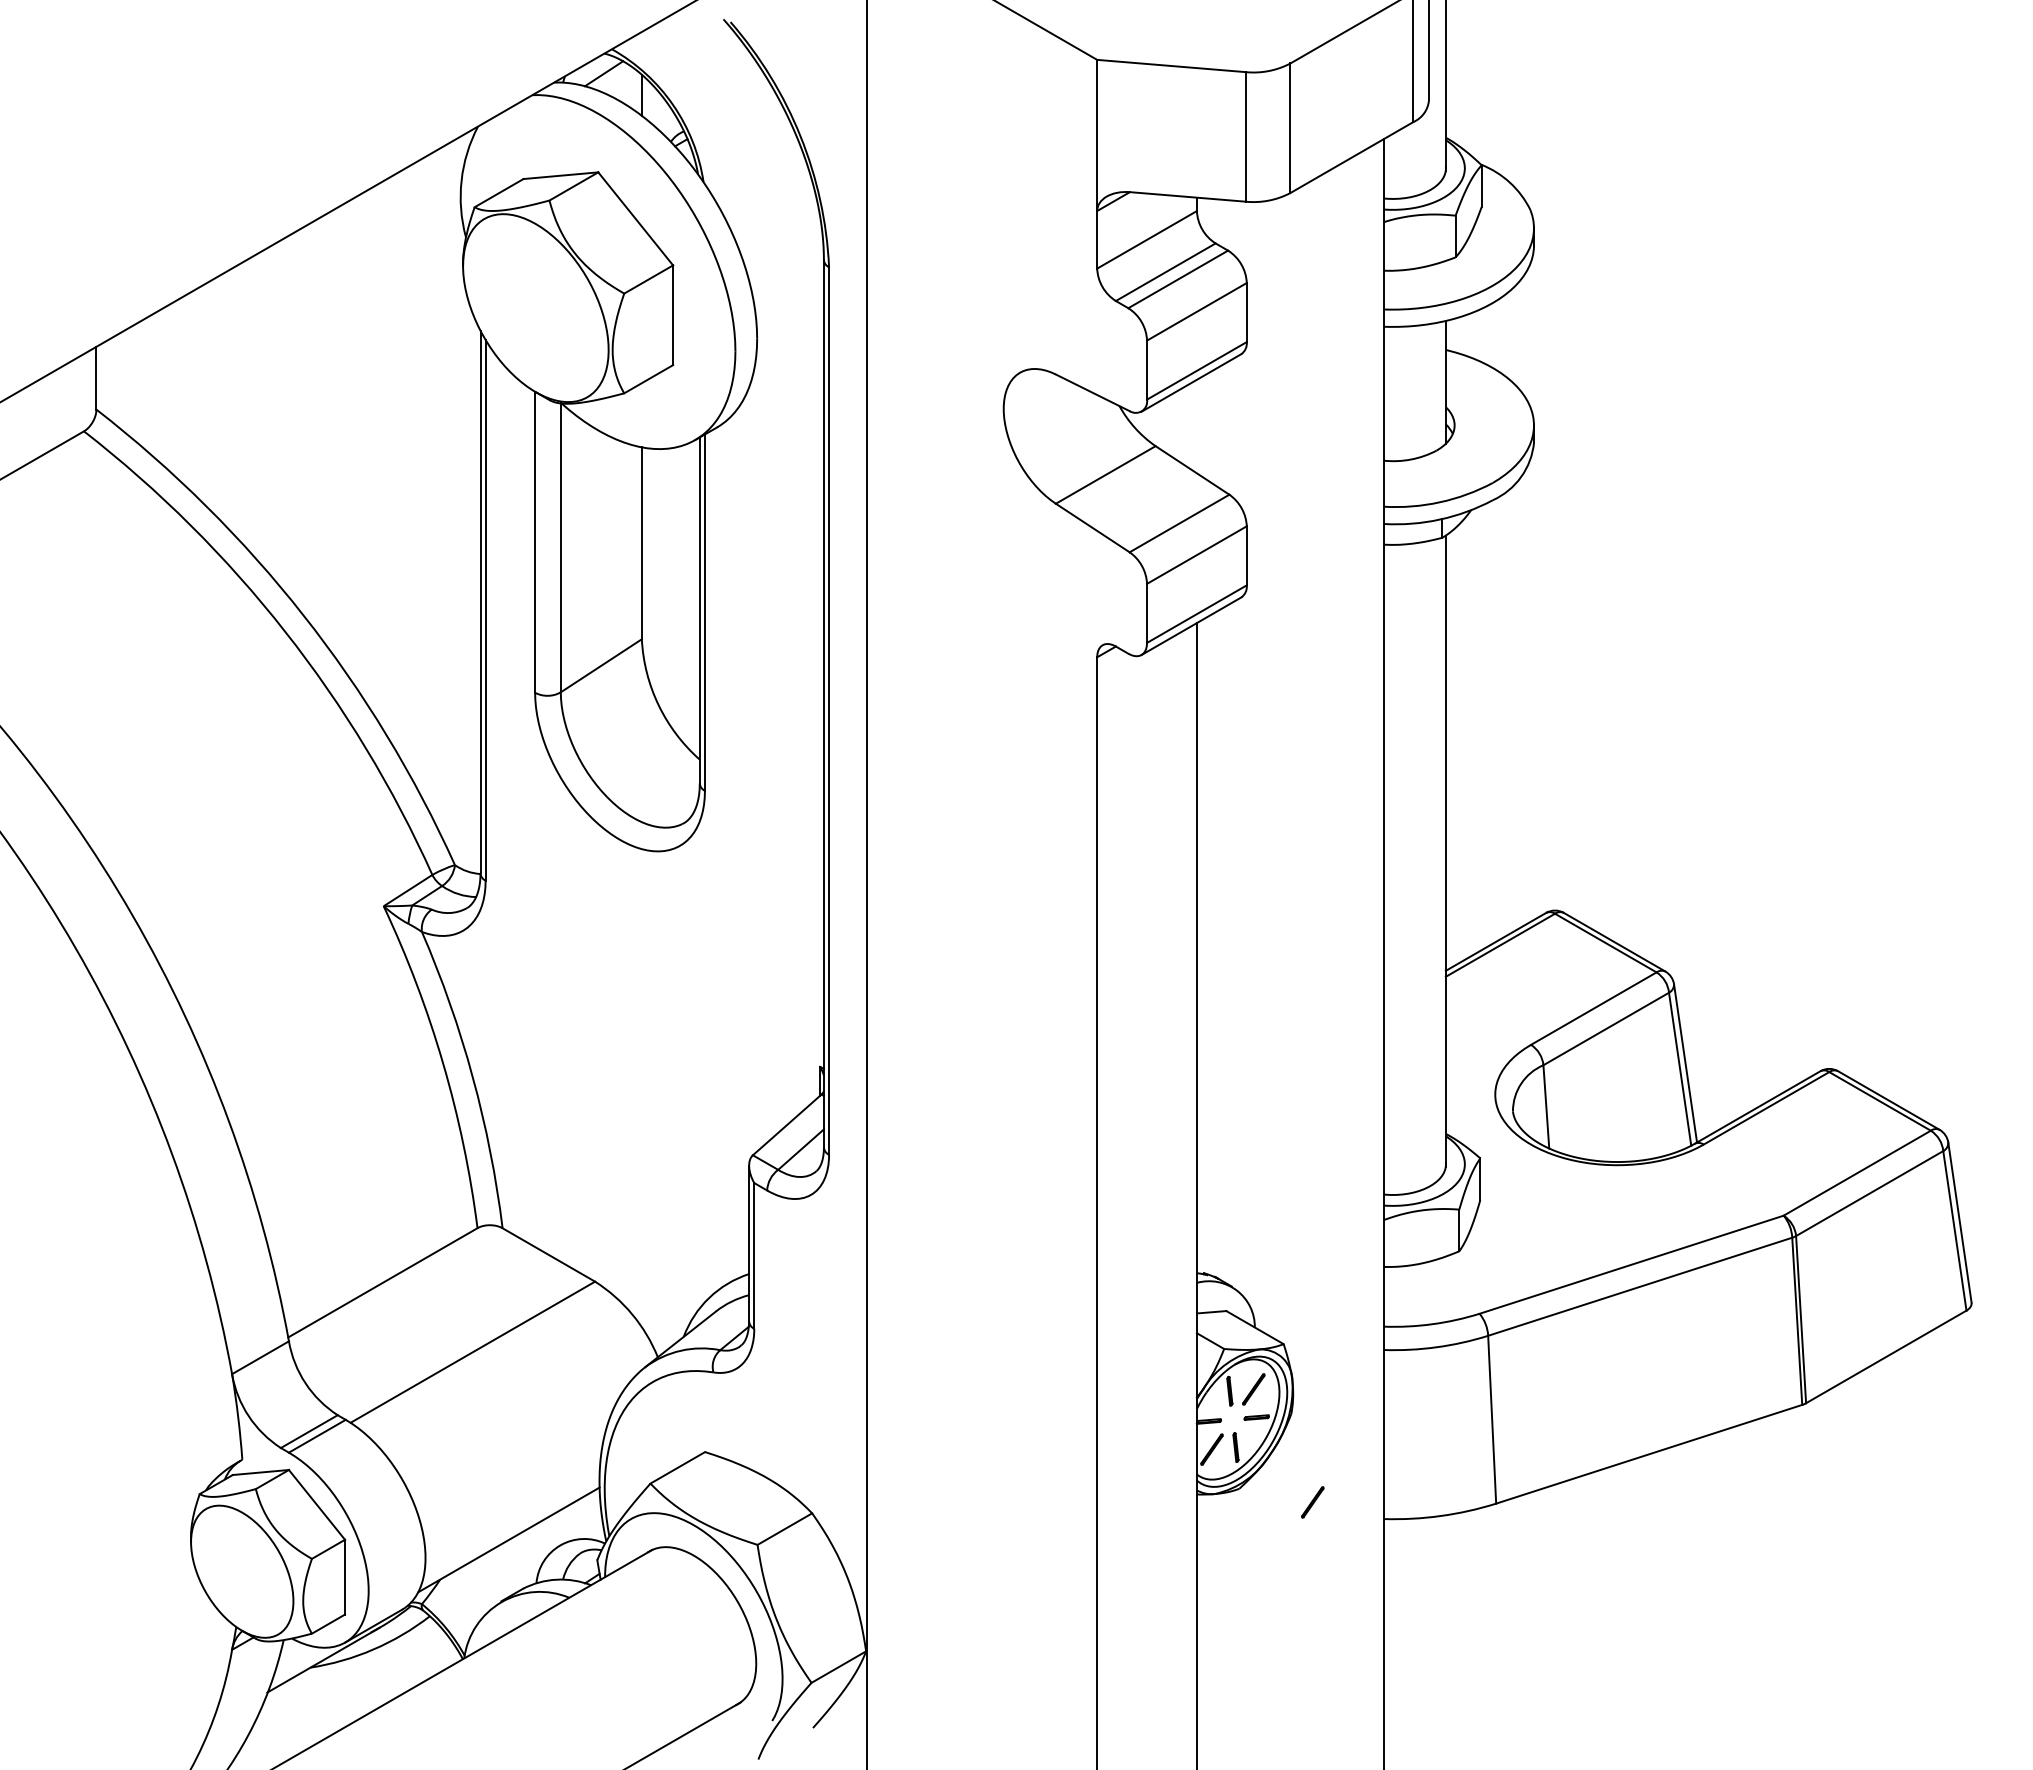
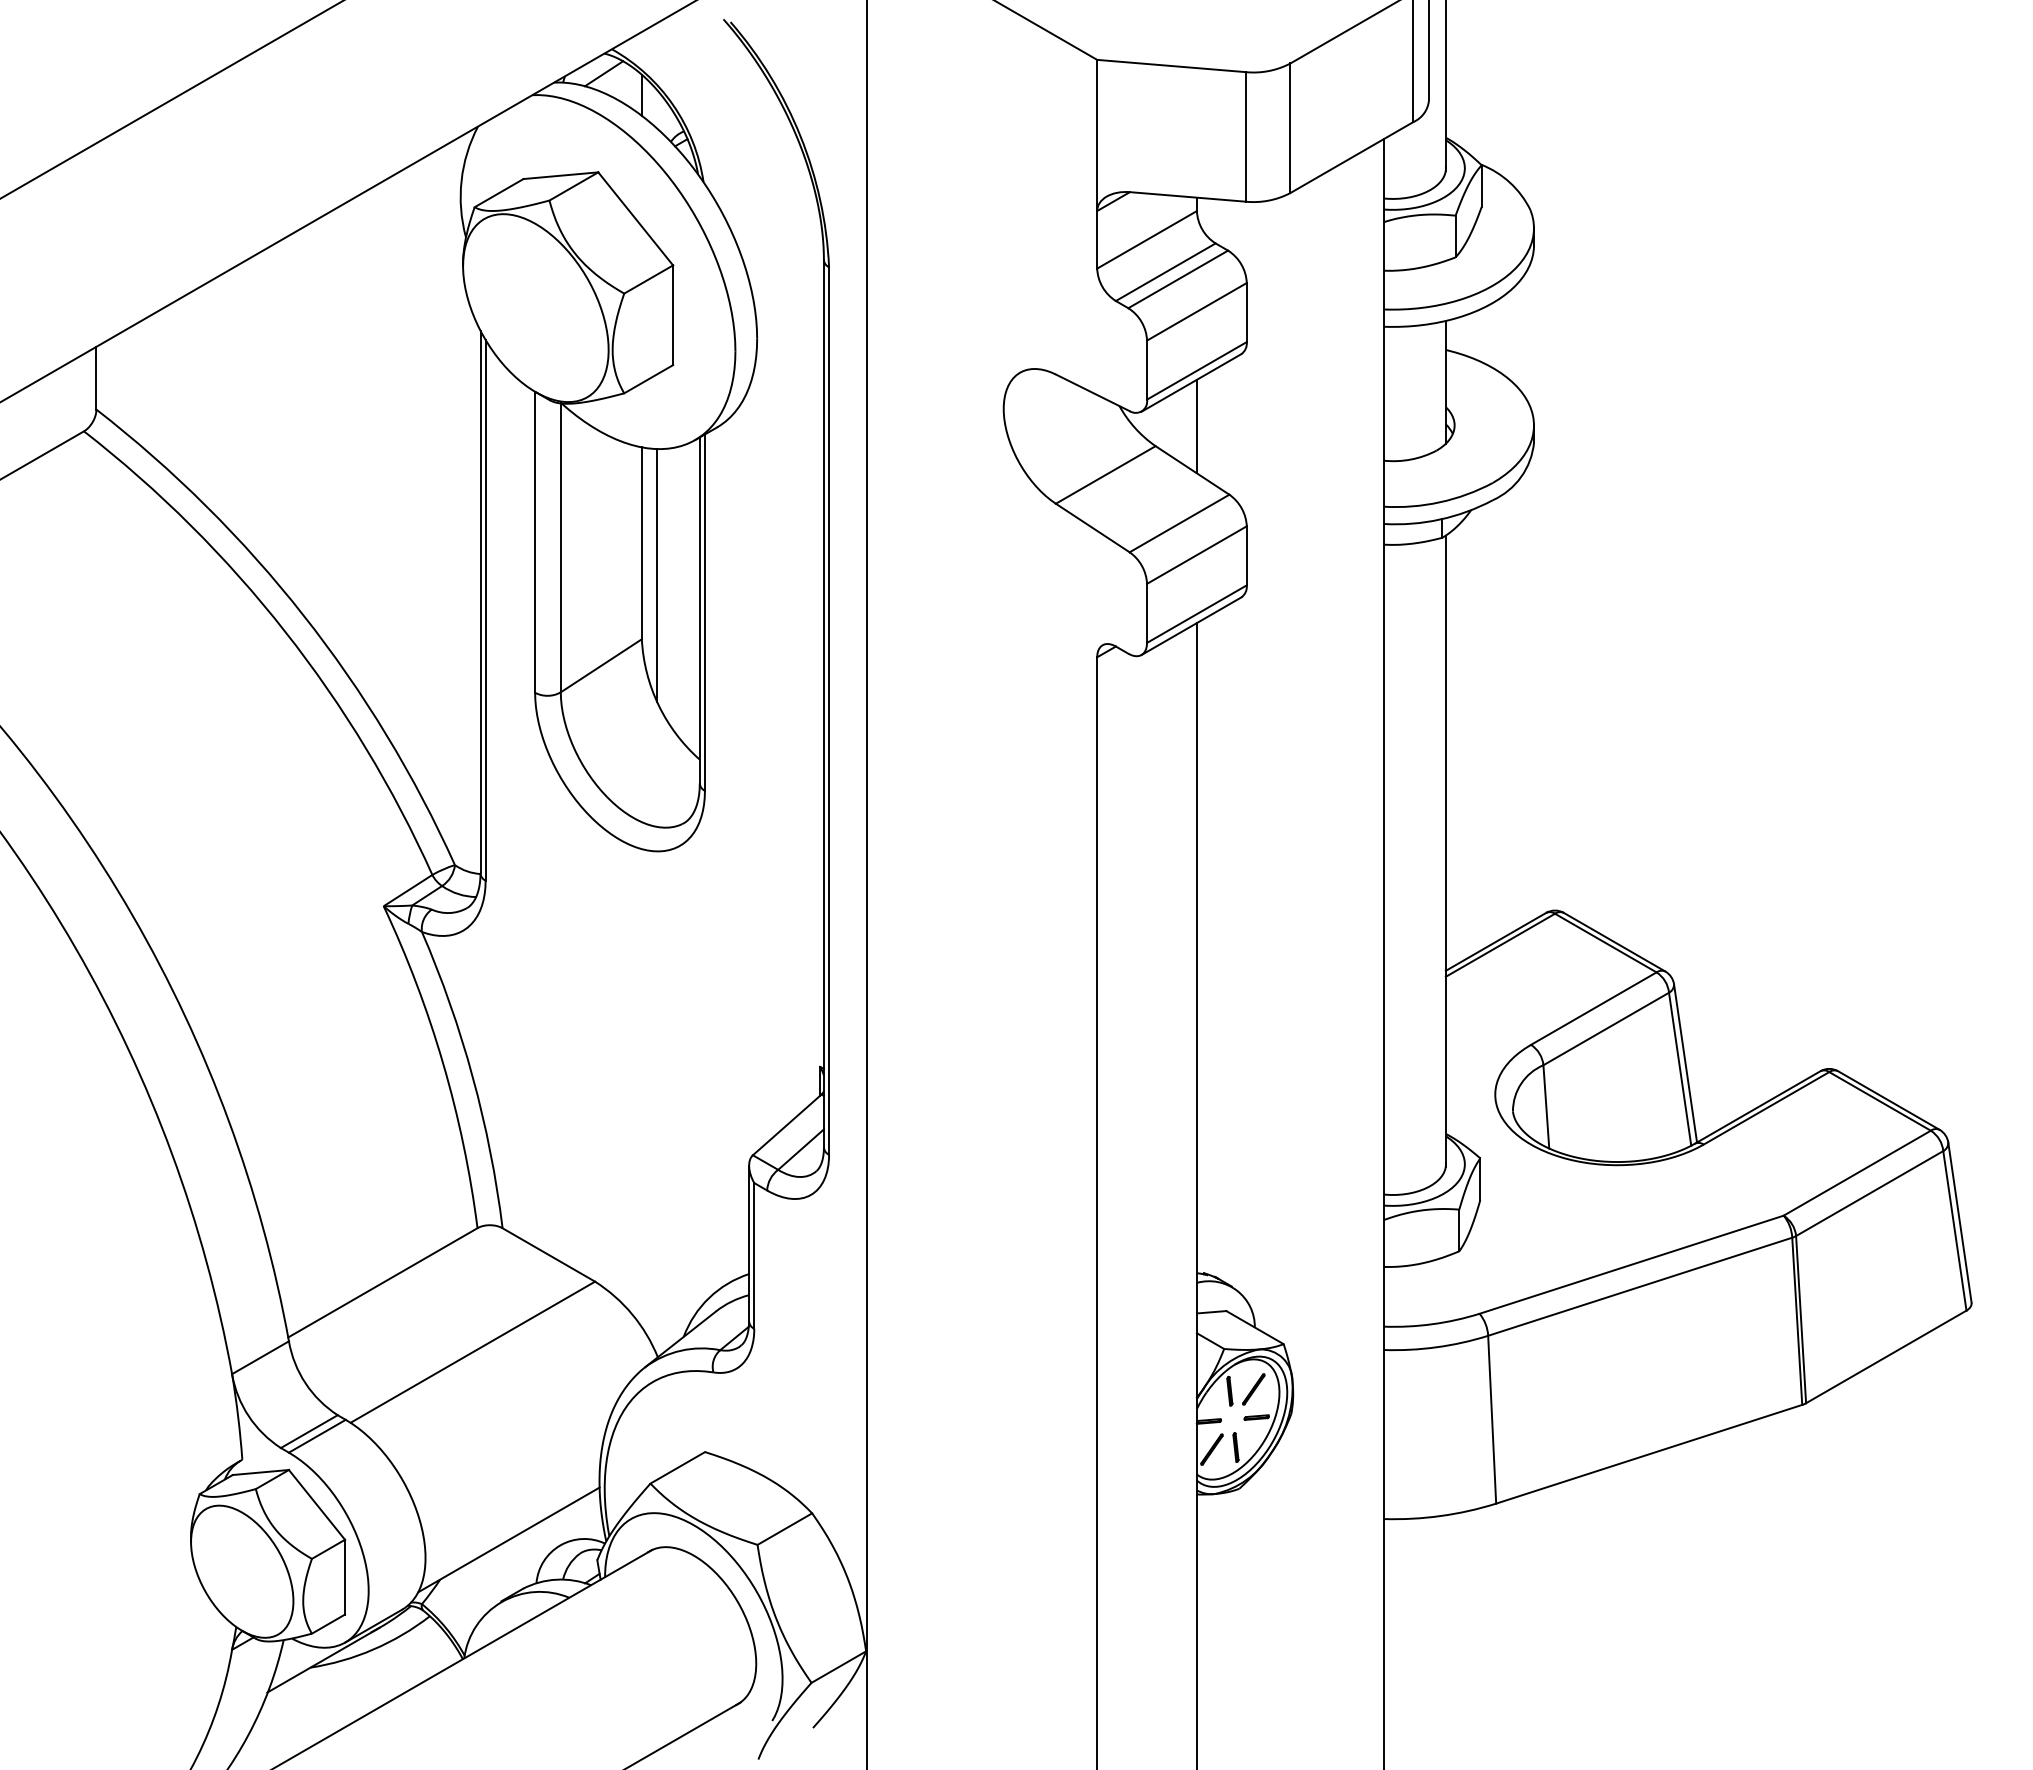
line: none -> present (171, 99)
line: none -> present (1196, 426)
line: none -> present (657, 575)
part: present -> none (1312, 1502)
